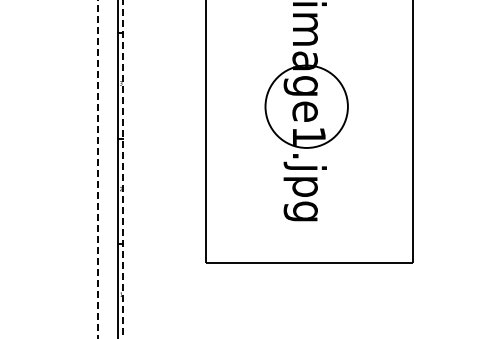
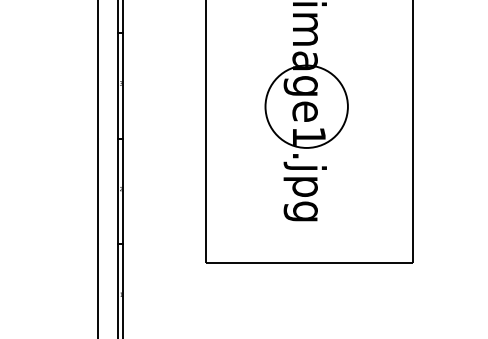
line: dashed -> solid (98, 170)
line: dashed -> solid (123, 170)
